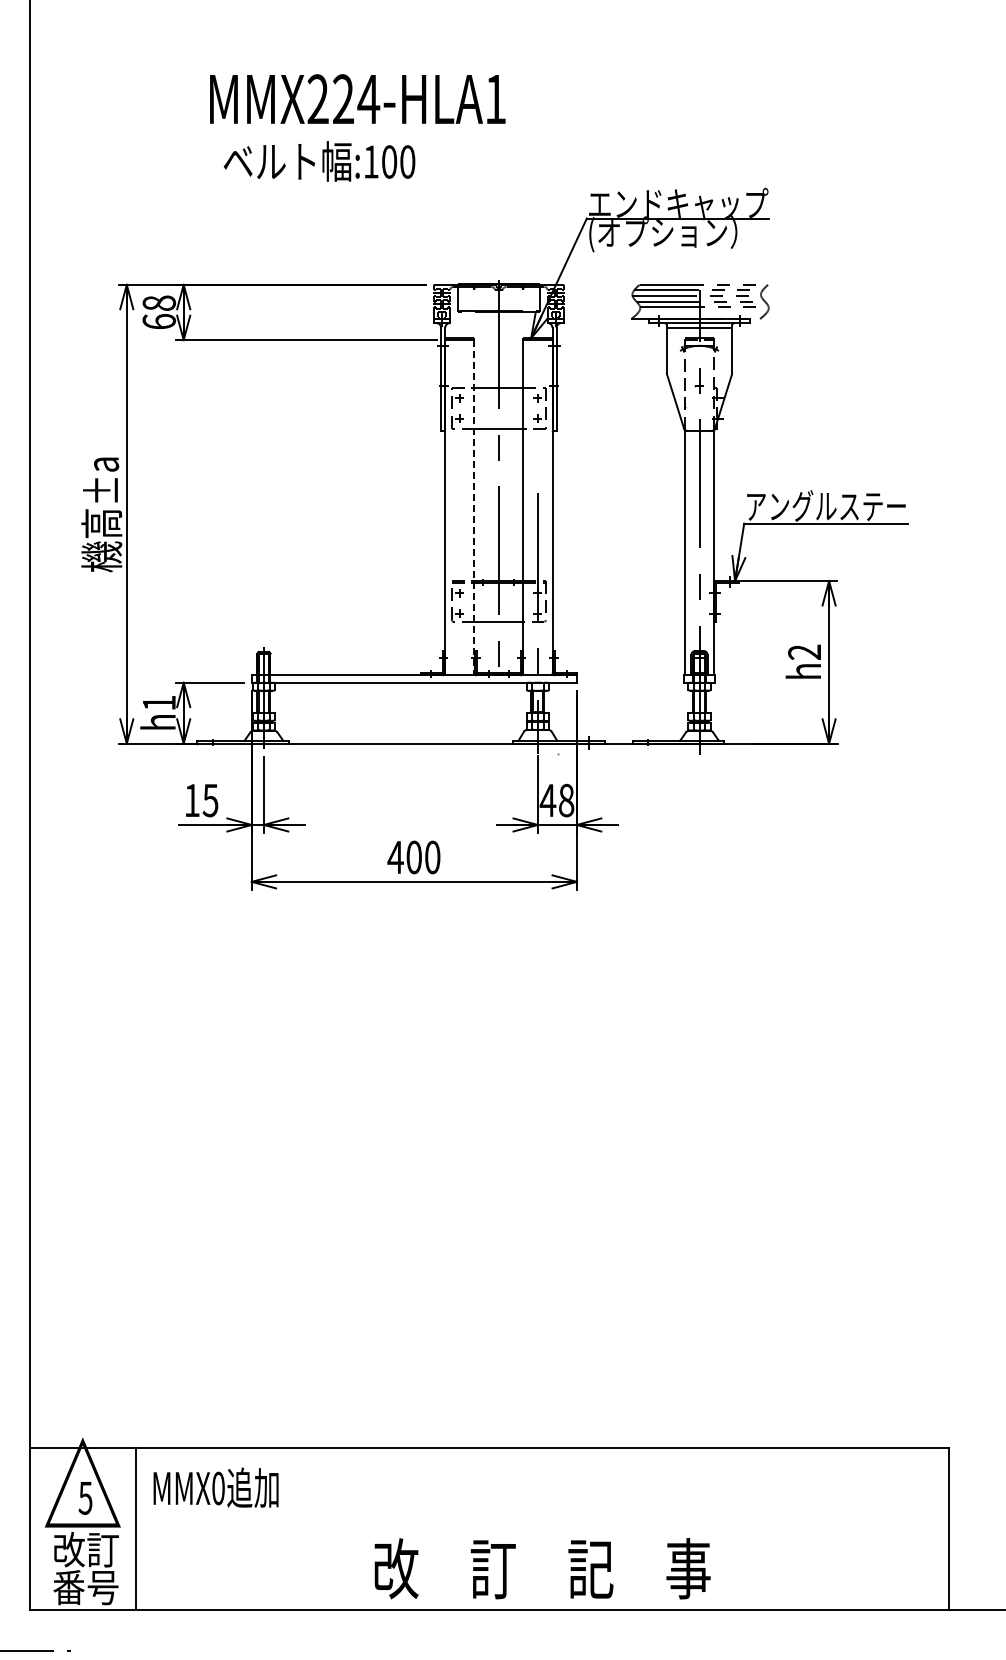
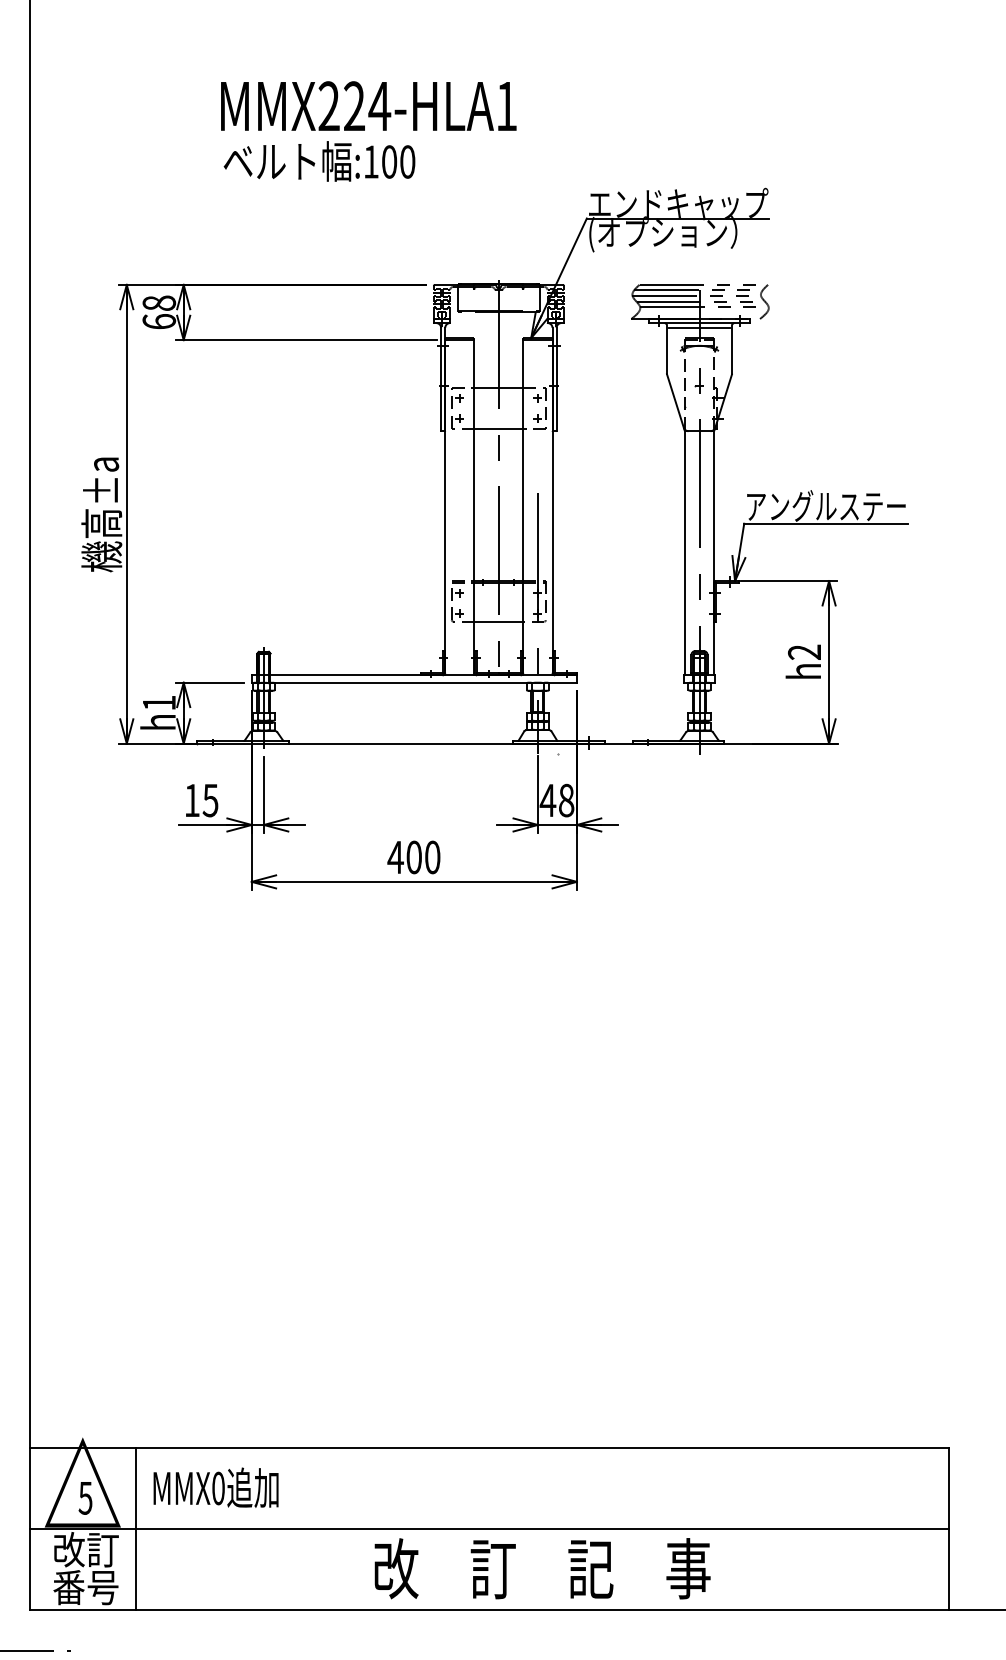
text position: (357, 98) -> (368, 105) (368, 105)
line: dashed -> solid (474, 507)
line: none -> present (488, 1528)
